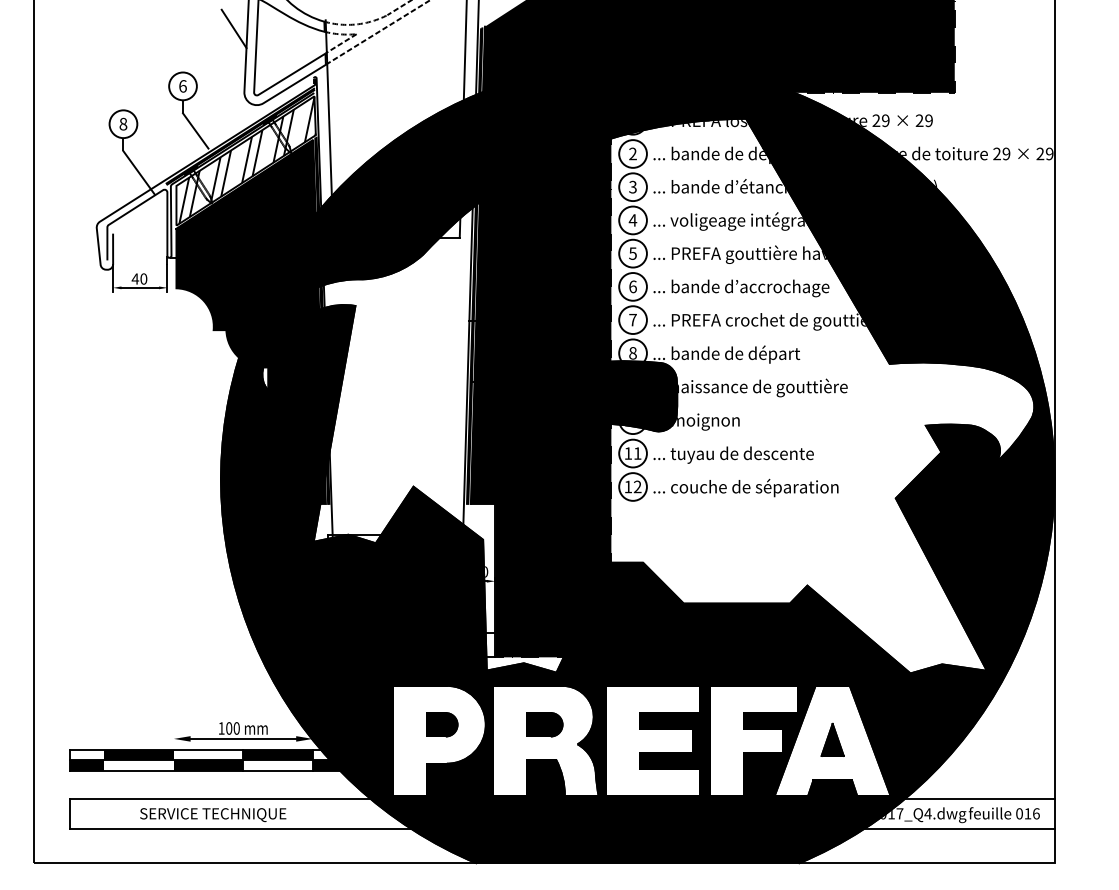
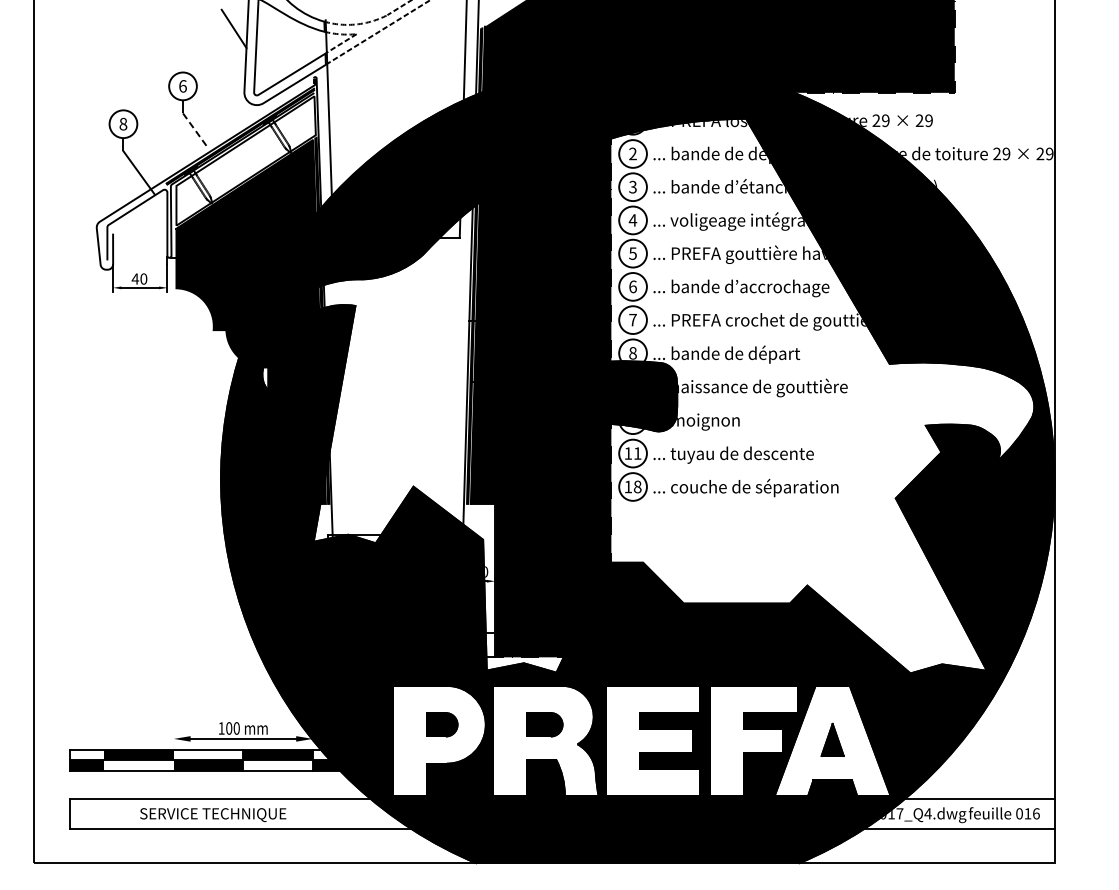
line: solid -> dashed (195, 130)
hatch: present -> none (247, 160)
text: 12 -> 18 (637, 486)
